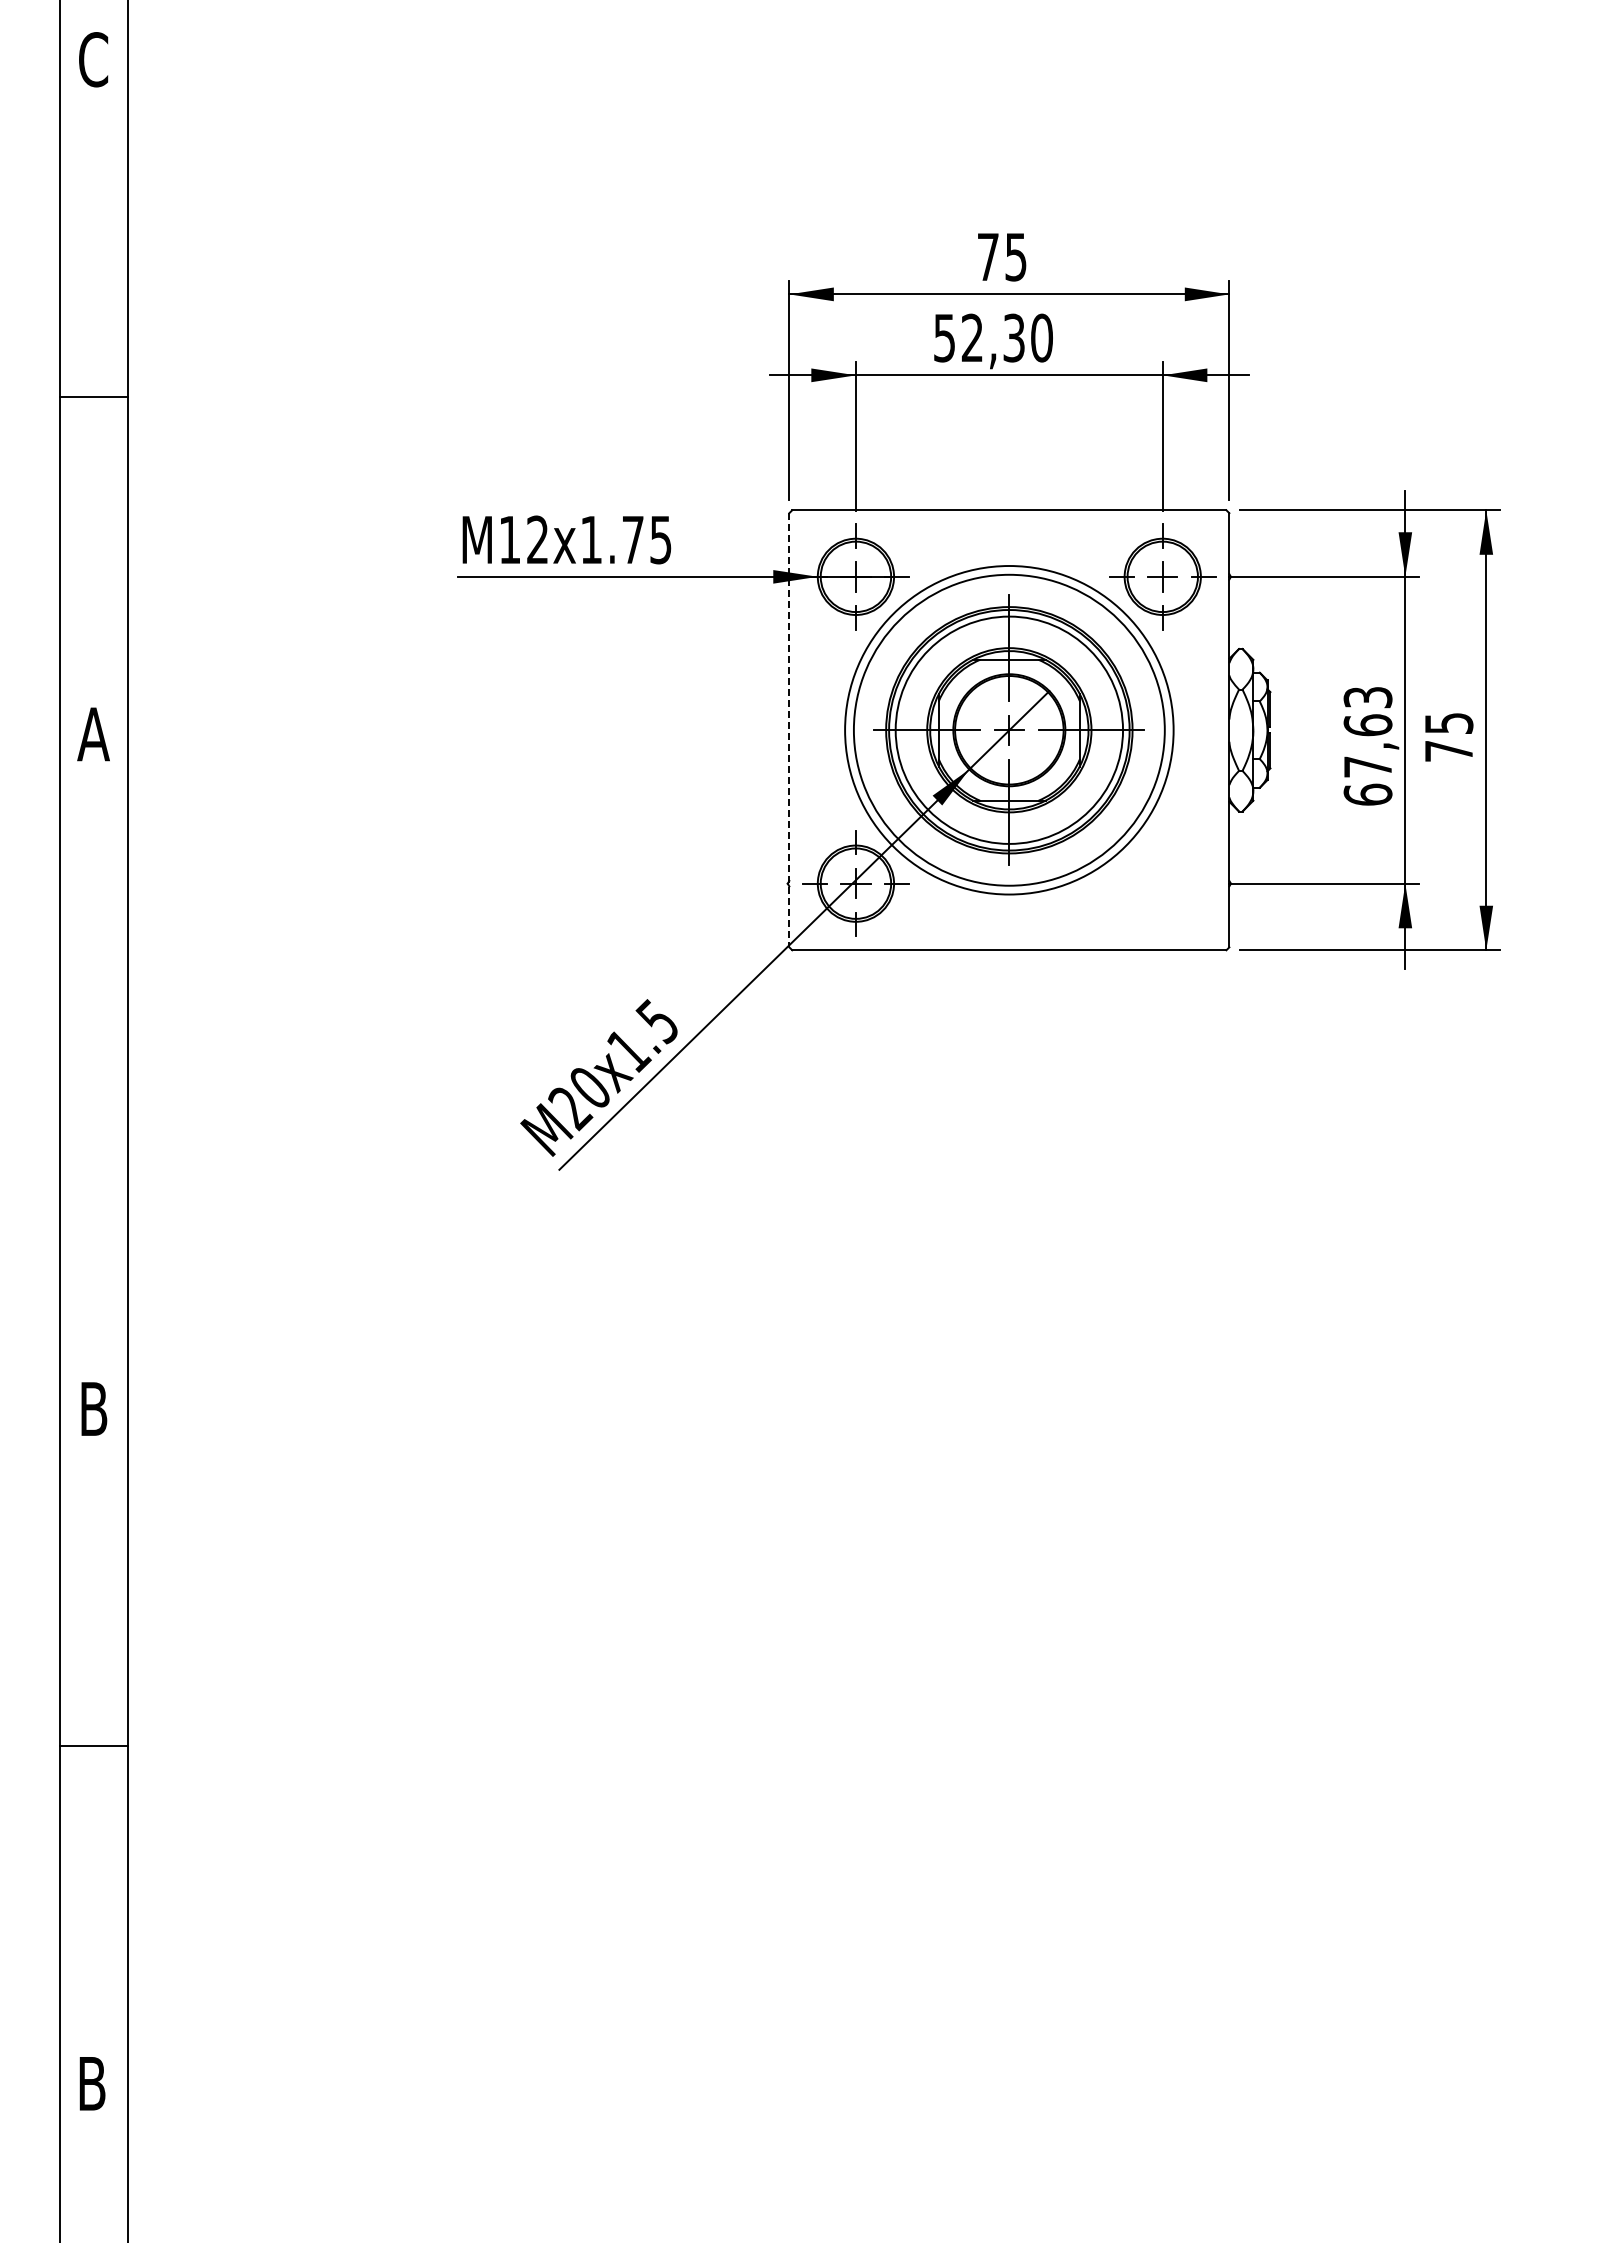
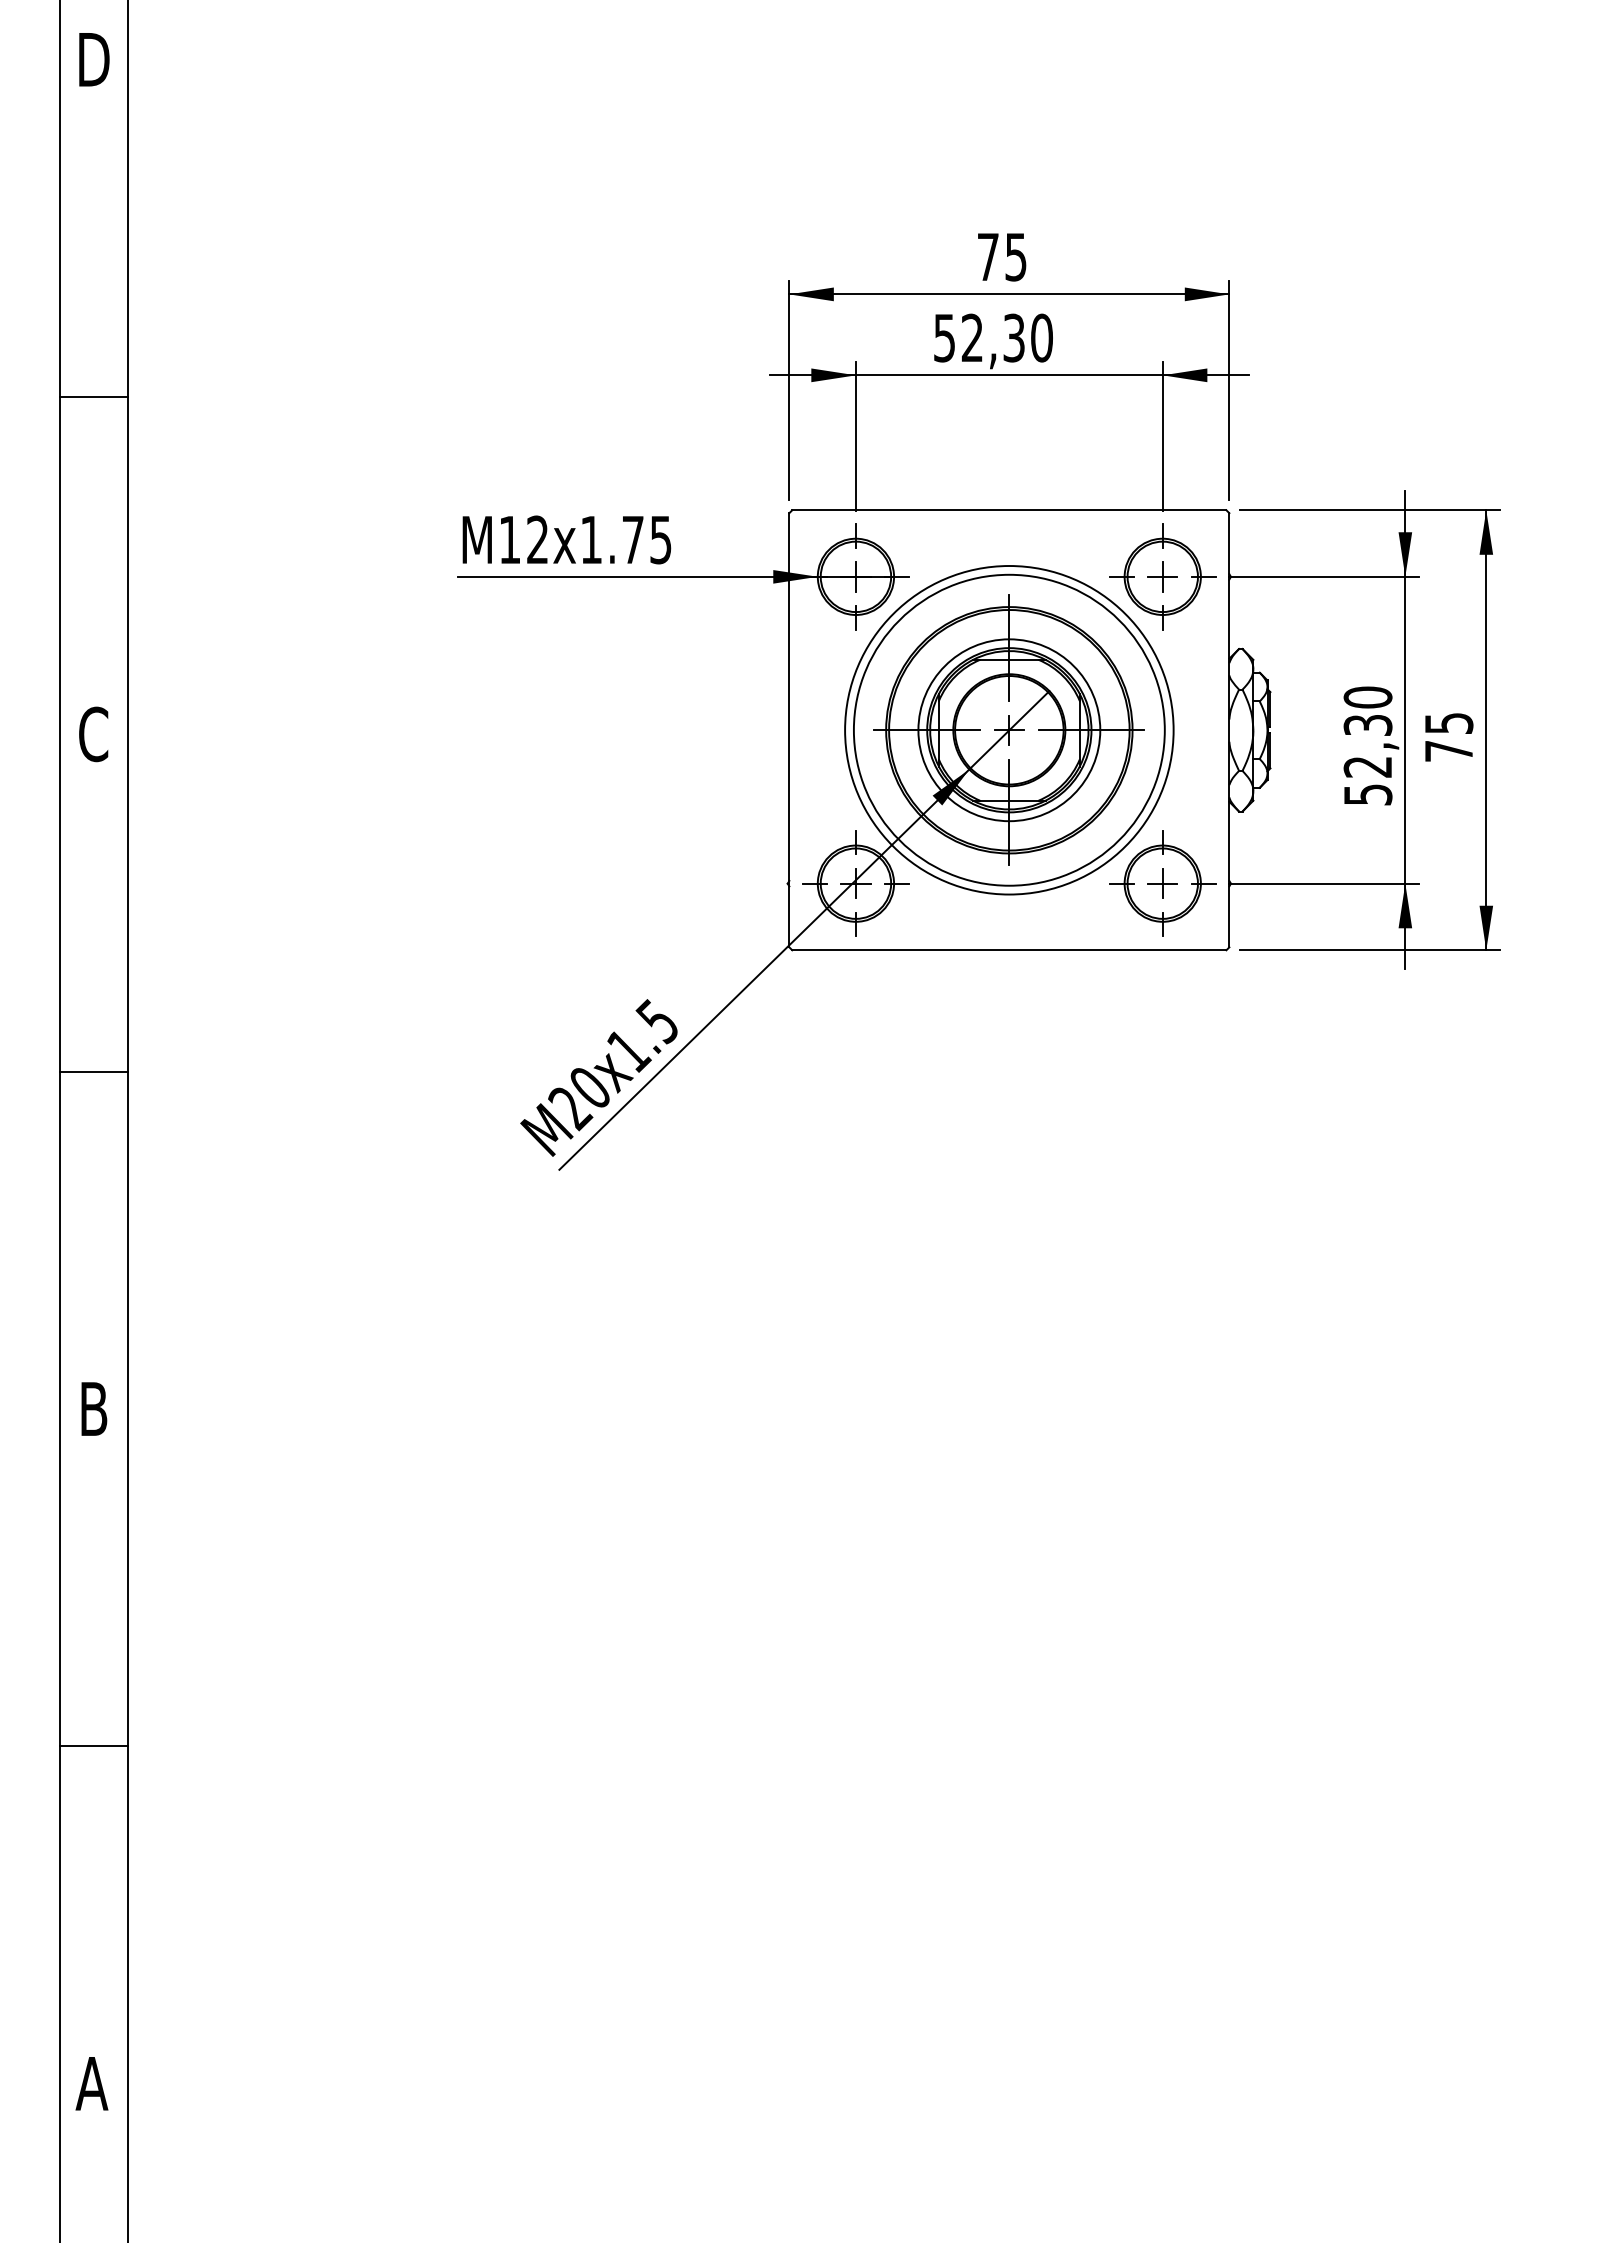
text: C -> D (94, 59)
circle diameter: 227 px -> 182 px (1009, 730)
line: dashed -> solid (789, 730)
text: A -> C (93, 734)
text: 67,63 -> 52,30 (1367, 745)
part: none -> present (1162, 883)
line: none -> present (93, 1071)
text: B -> A (91, 2083)
